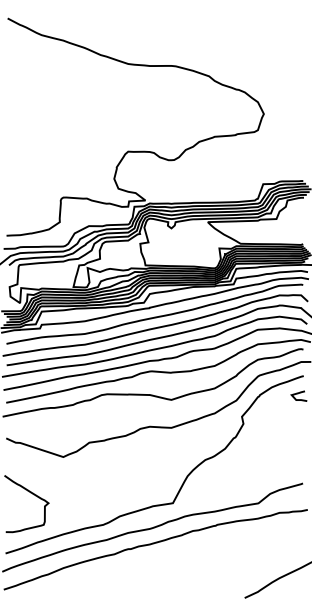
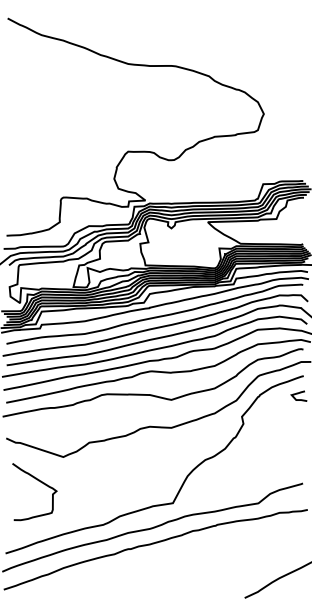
curve position: (32, 494) -> (40, 482) (40, 482)
